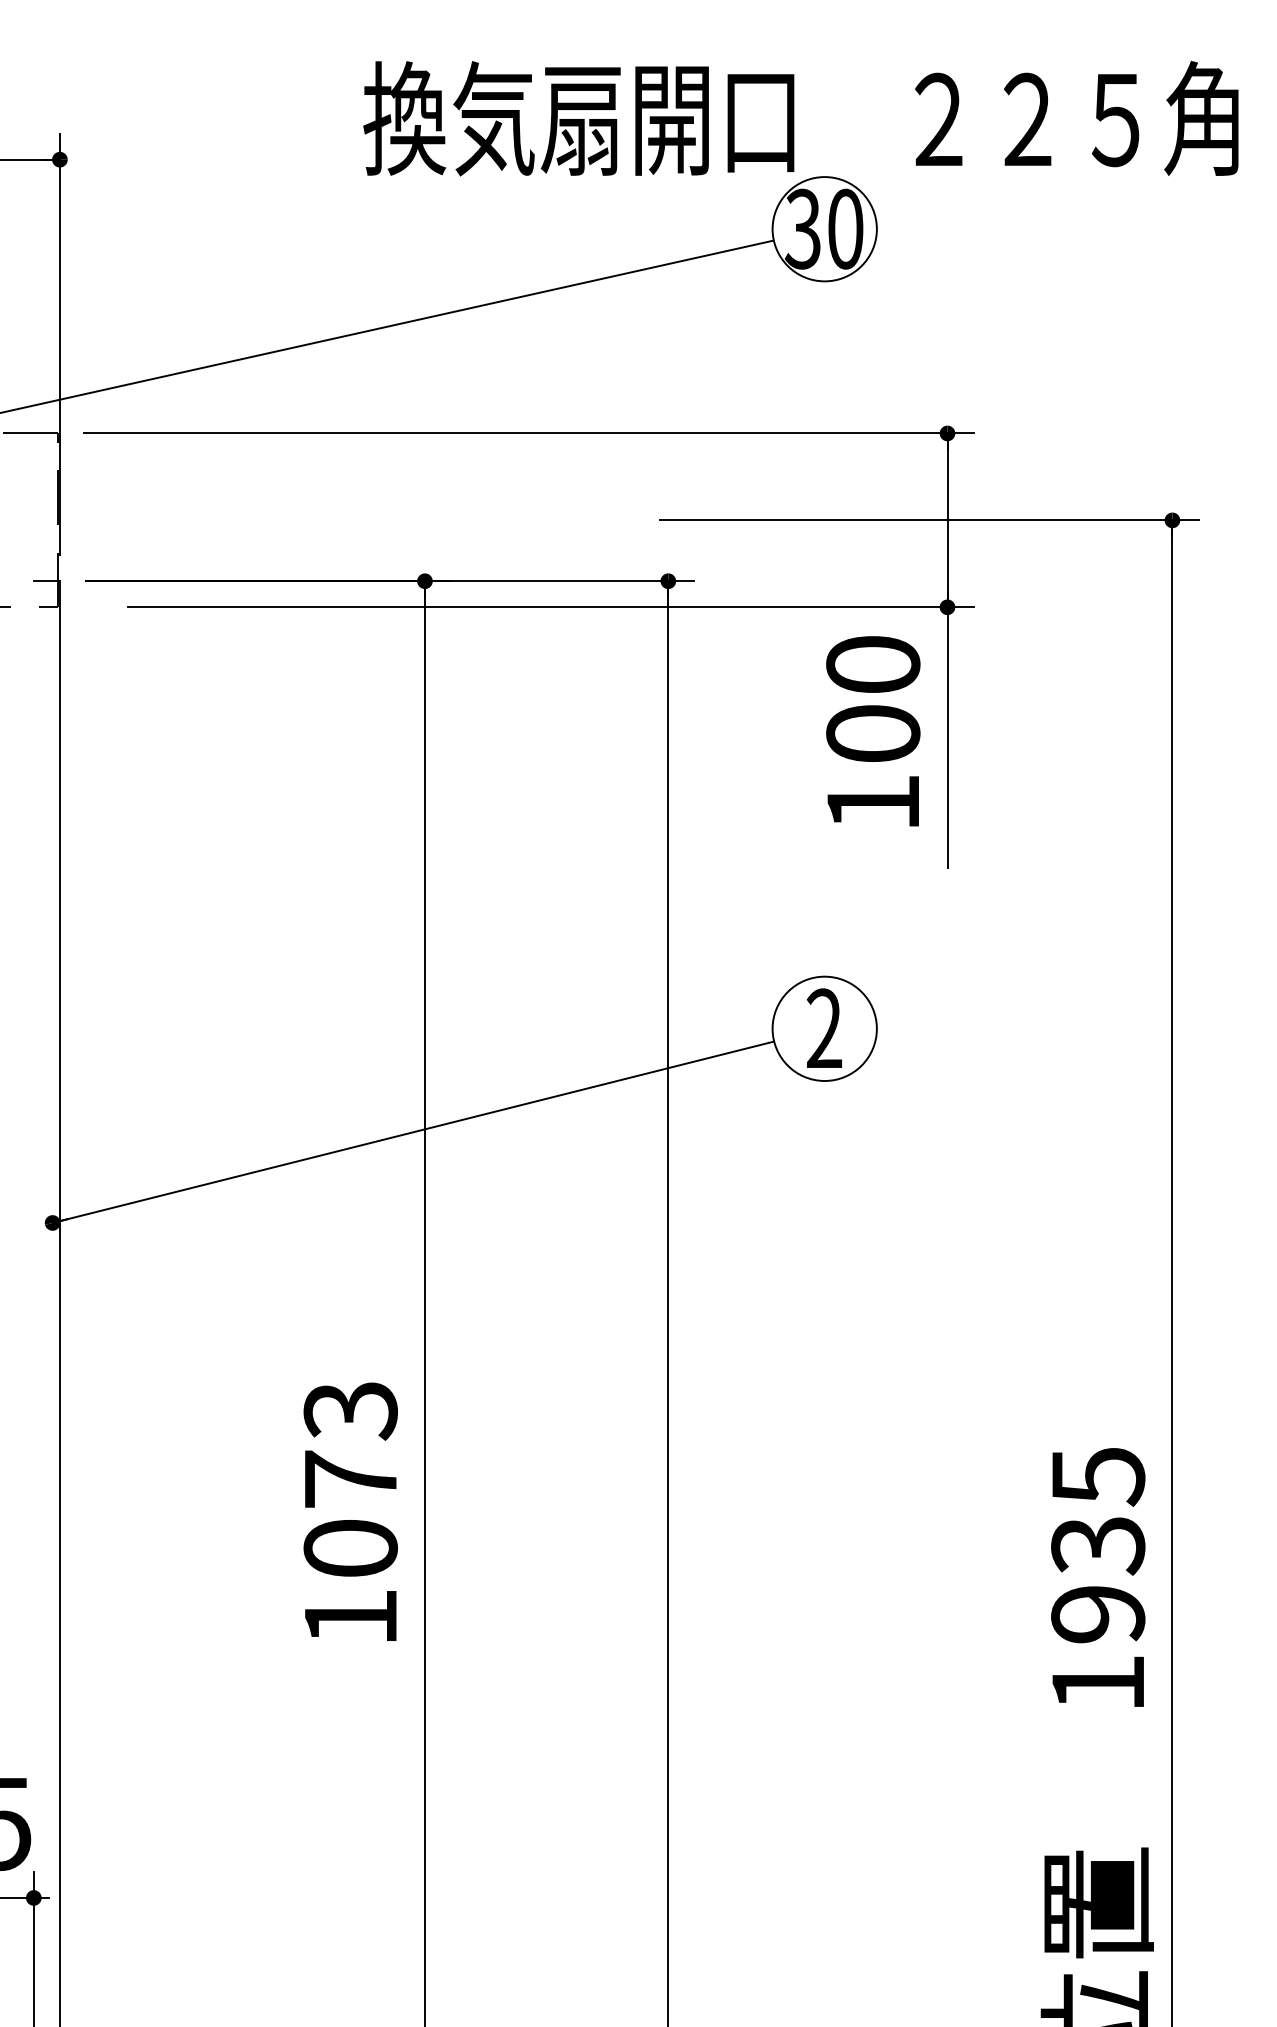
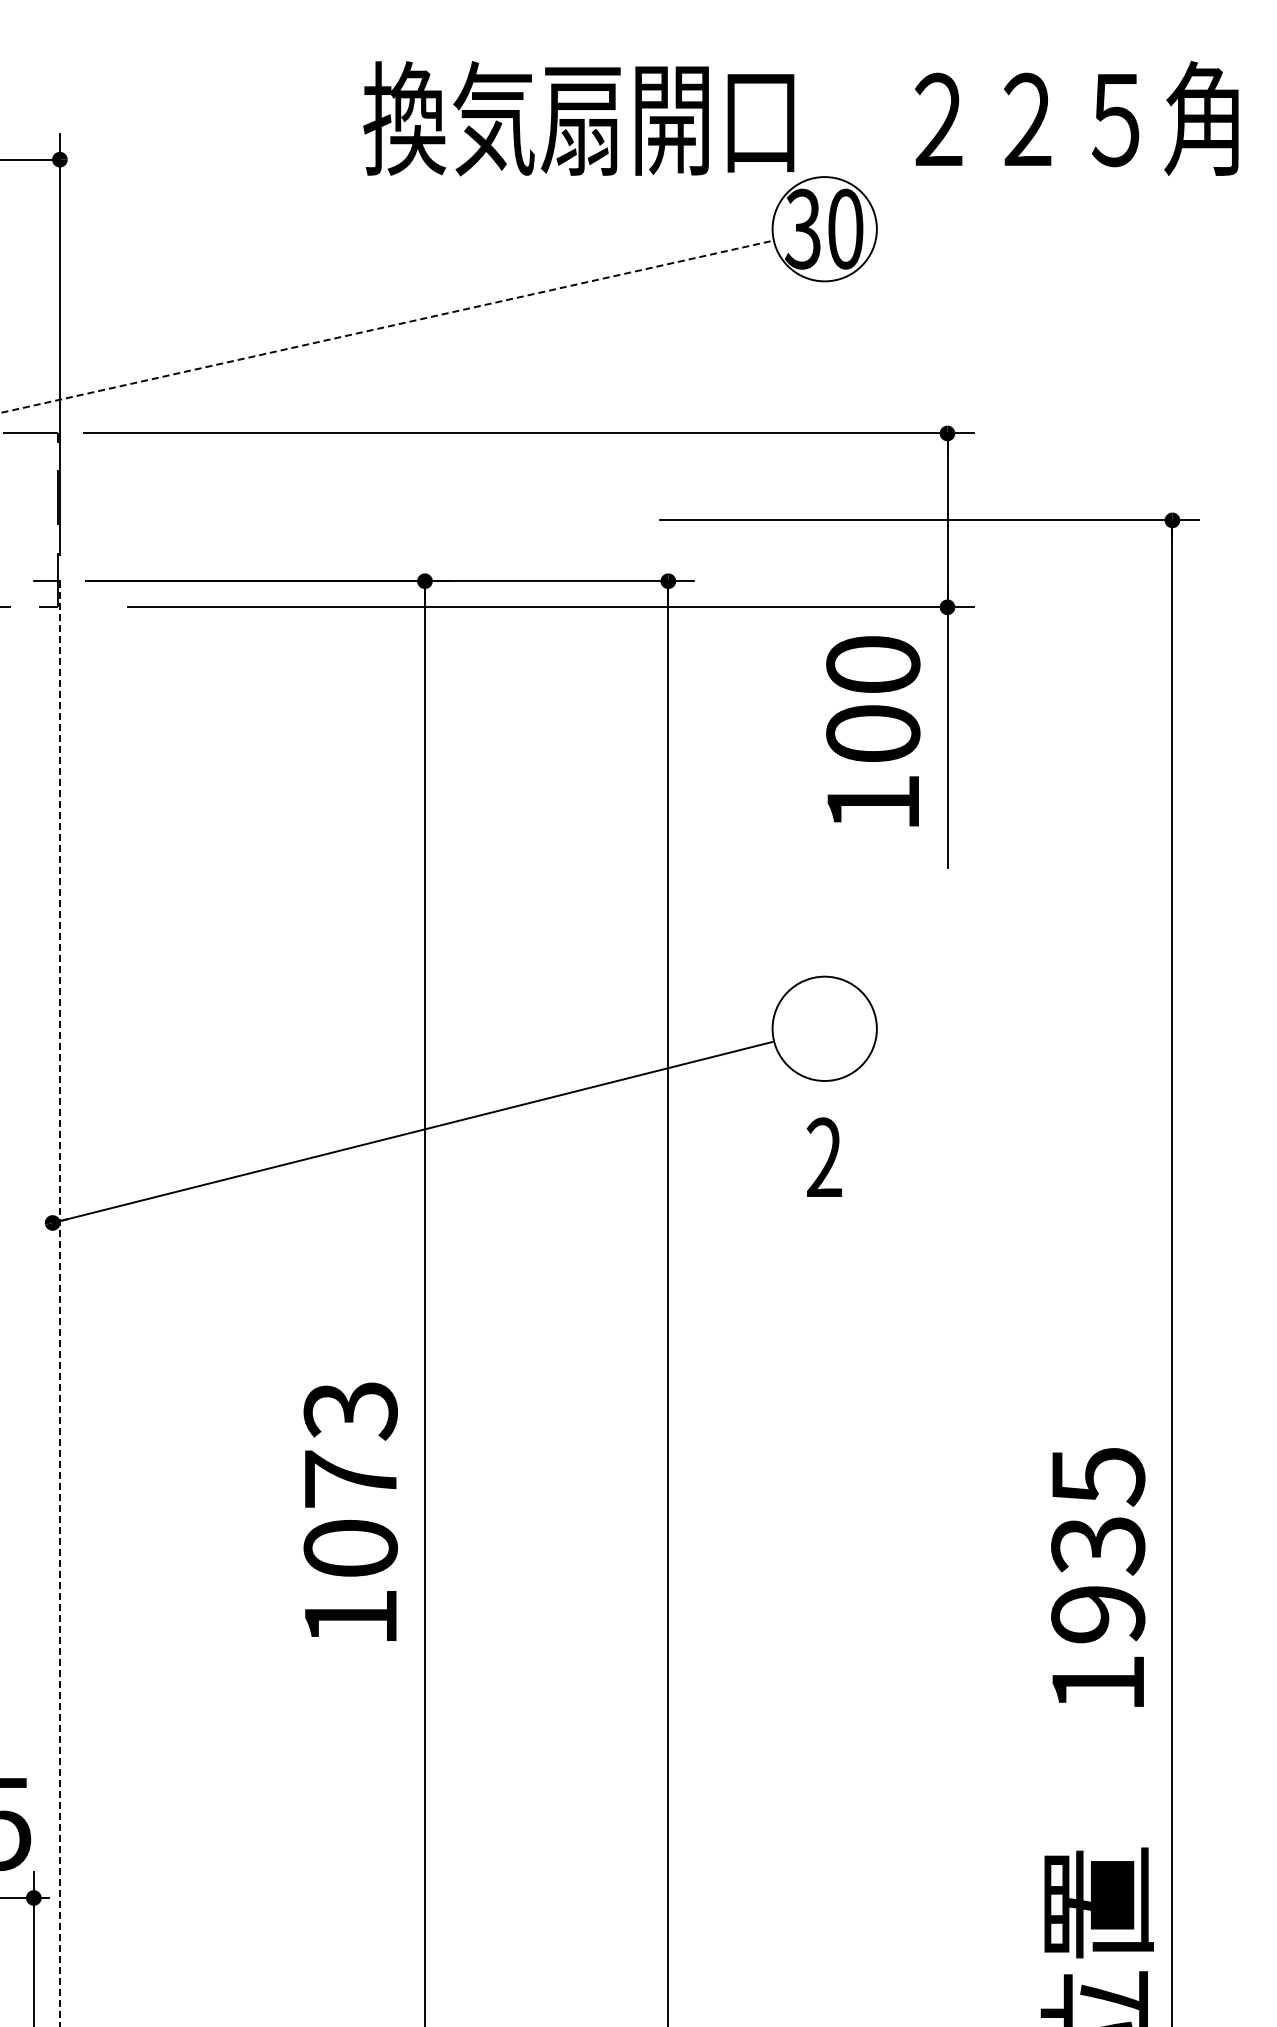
line: solid -> dashed (387, 326)
text position: (823, 1027) -> (823, 1156) (823, 1156)
line: solid -> dashed (59, 1304)
